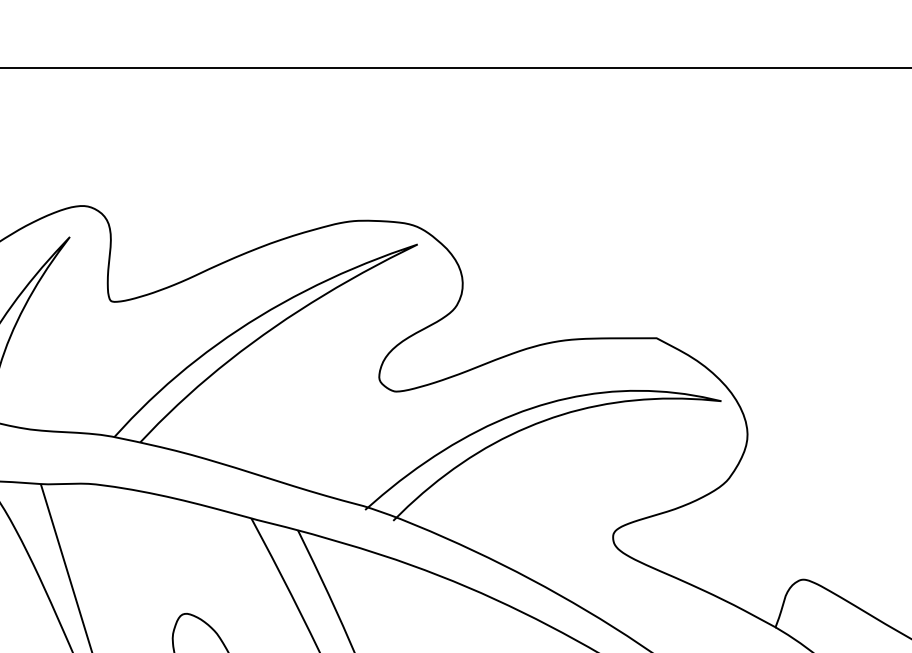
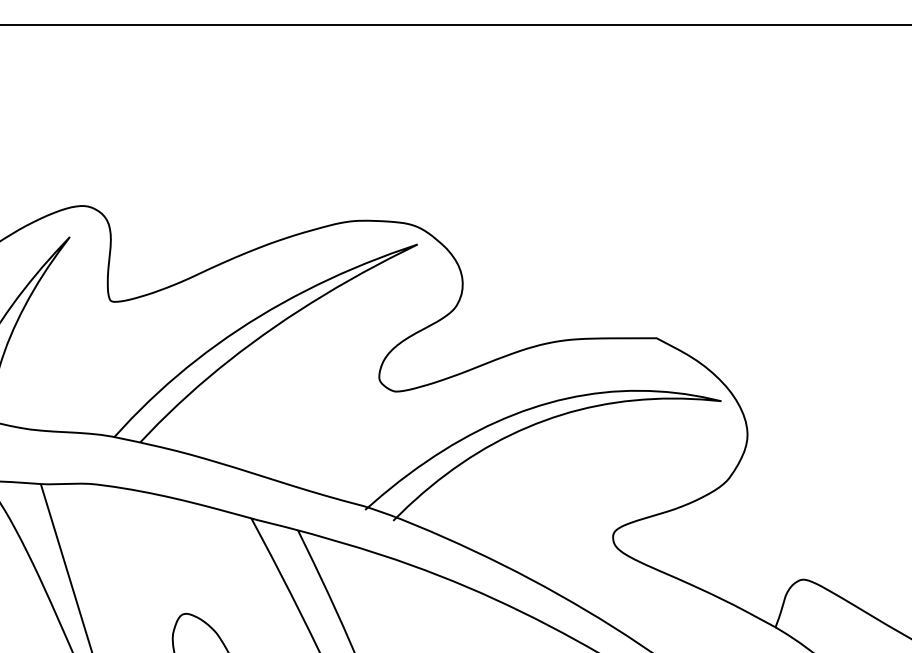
line position: (455, 67) -> (455, 24) (455, 24)
